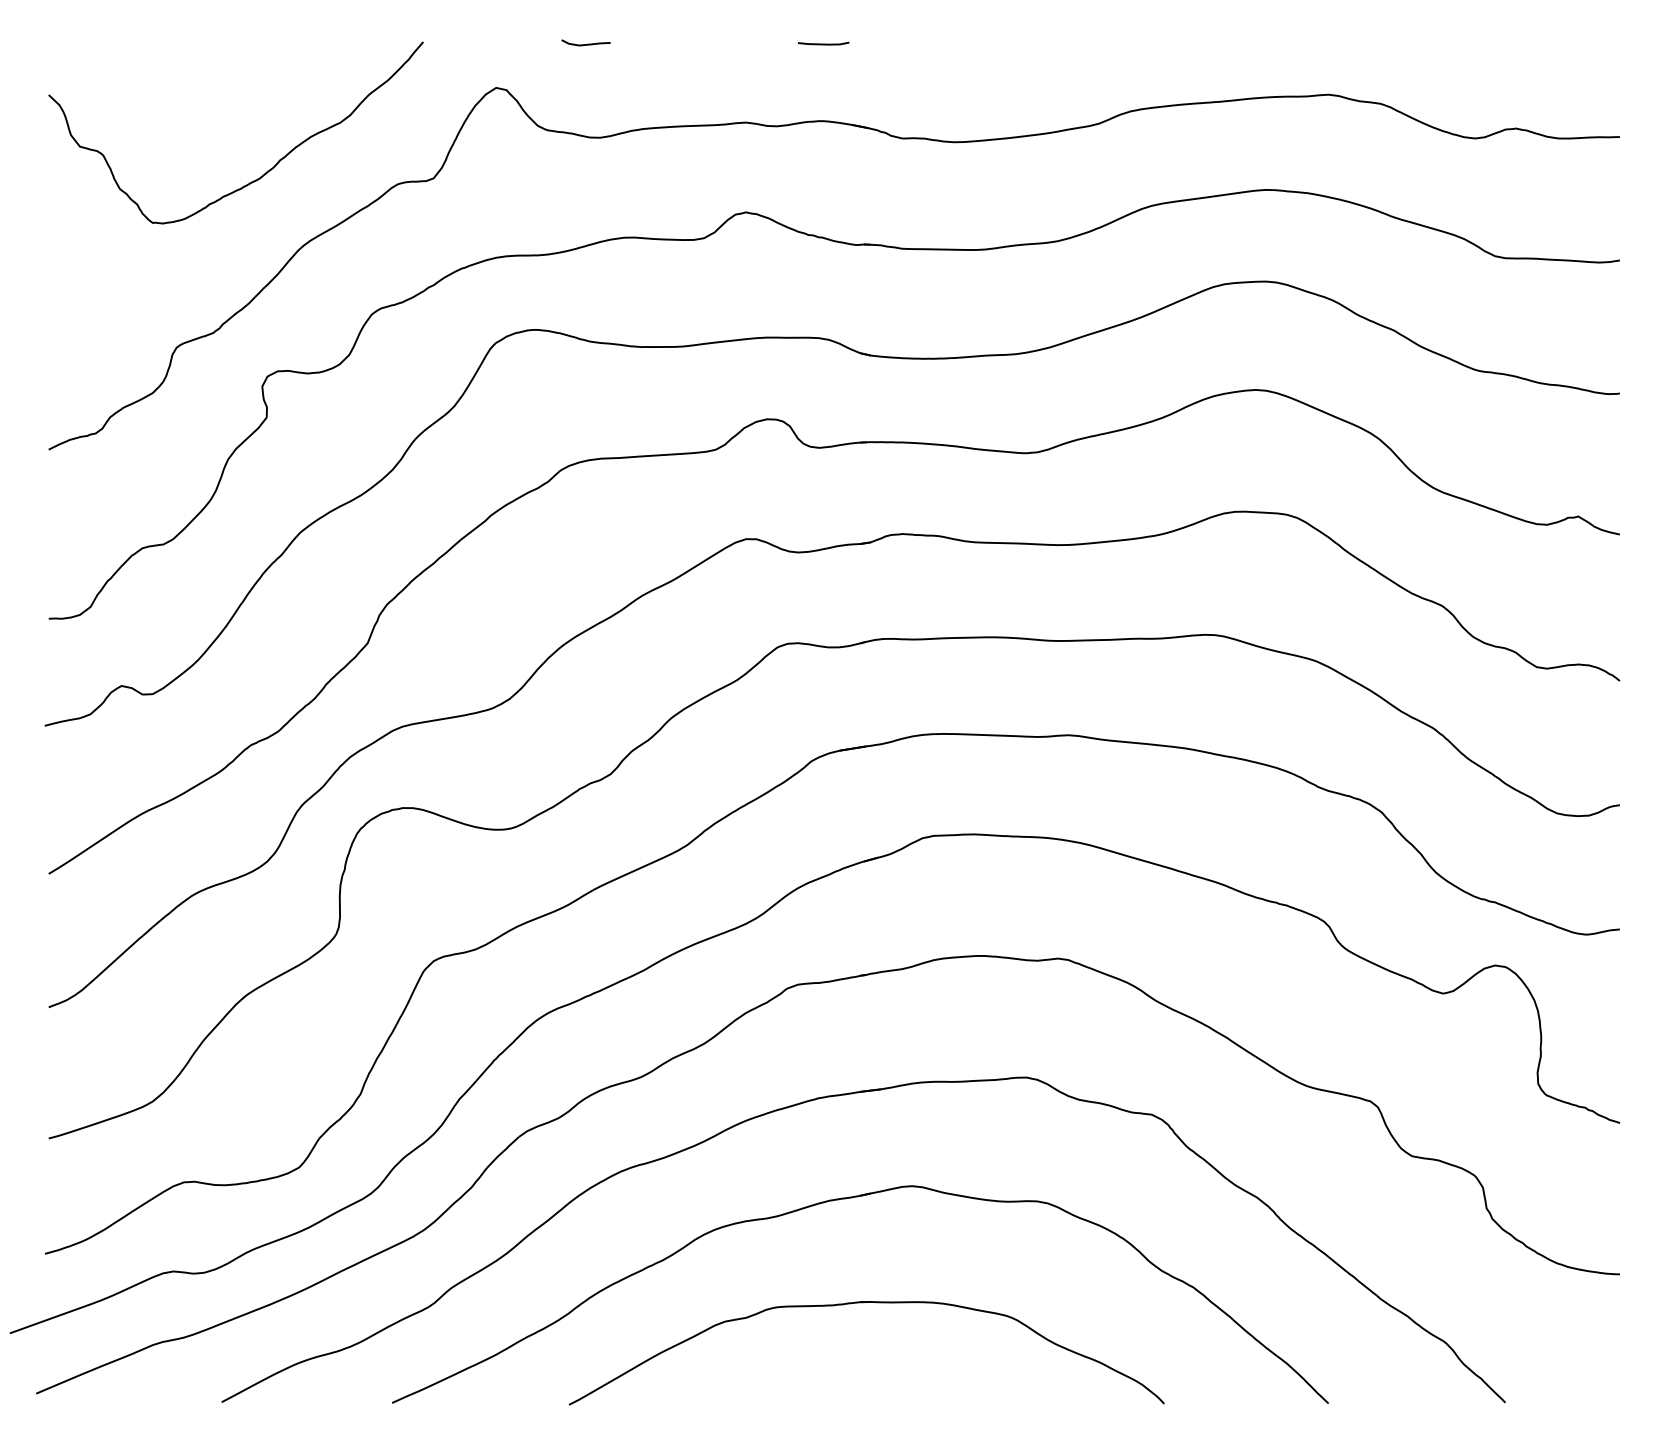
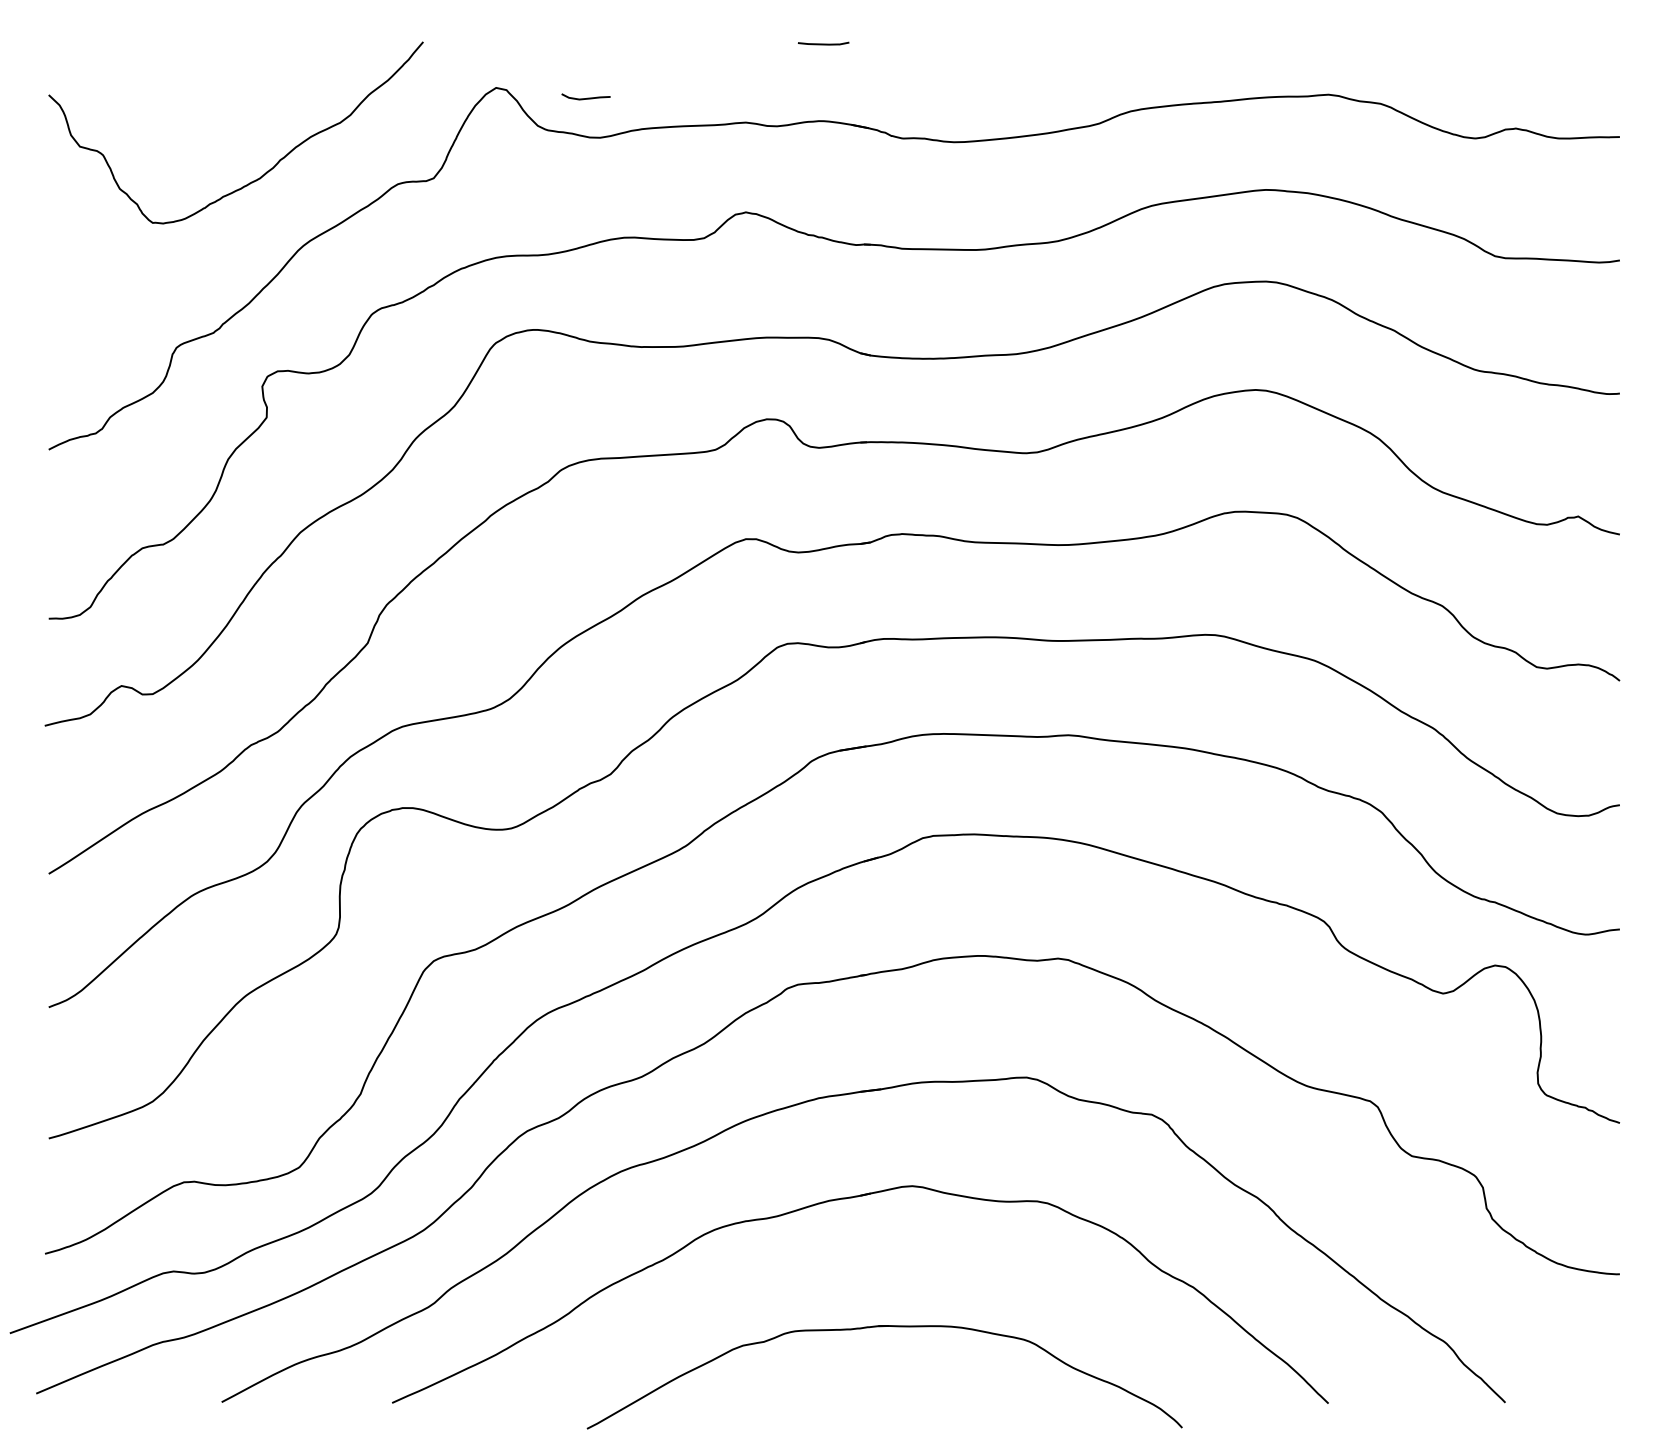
curve position: (585, 44) -> (585, 98) (585, 98)
part position: (863, 1303) -> (881, 1327) (881, 1327)
